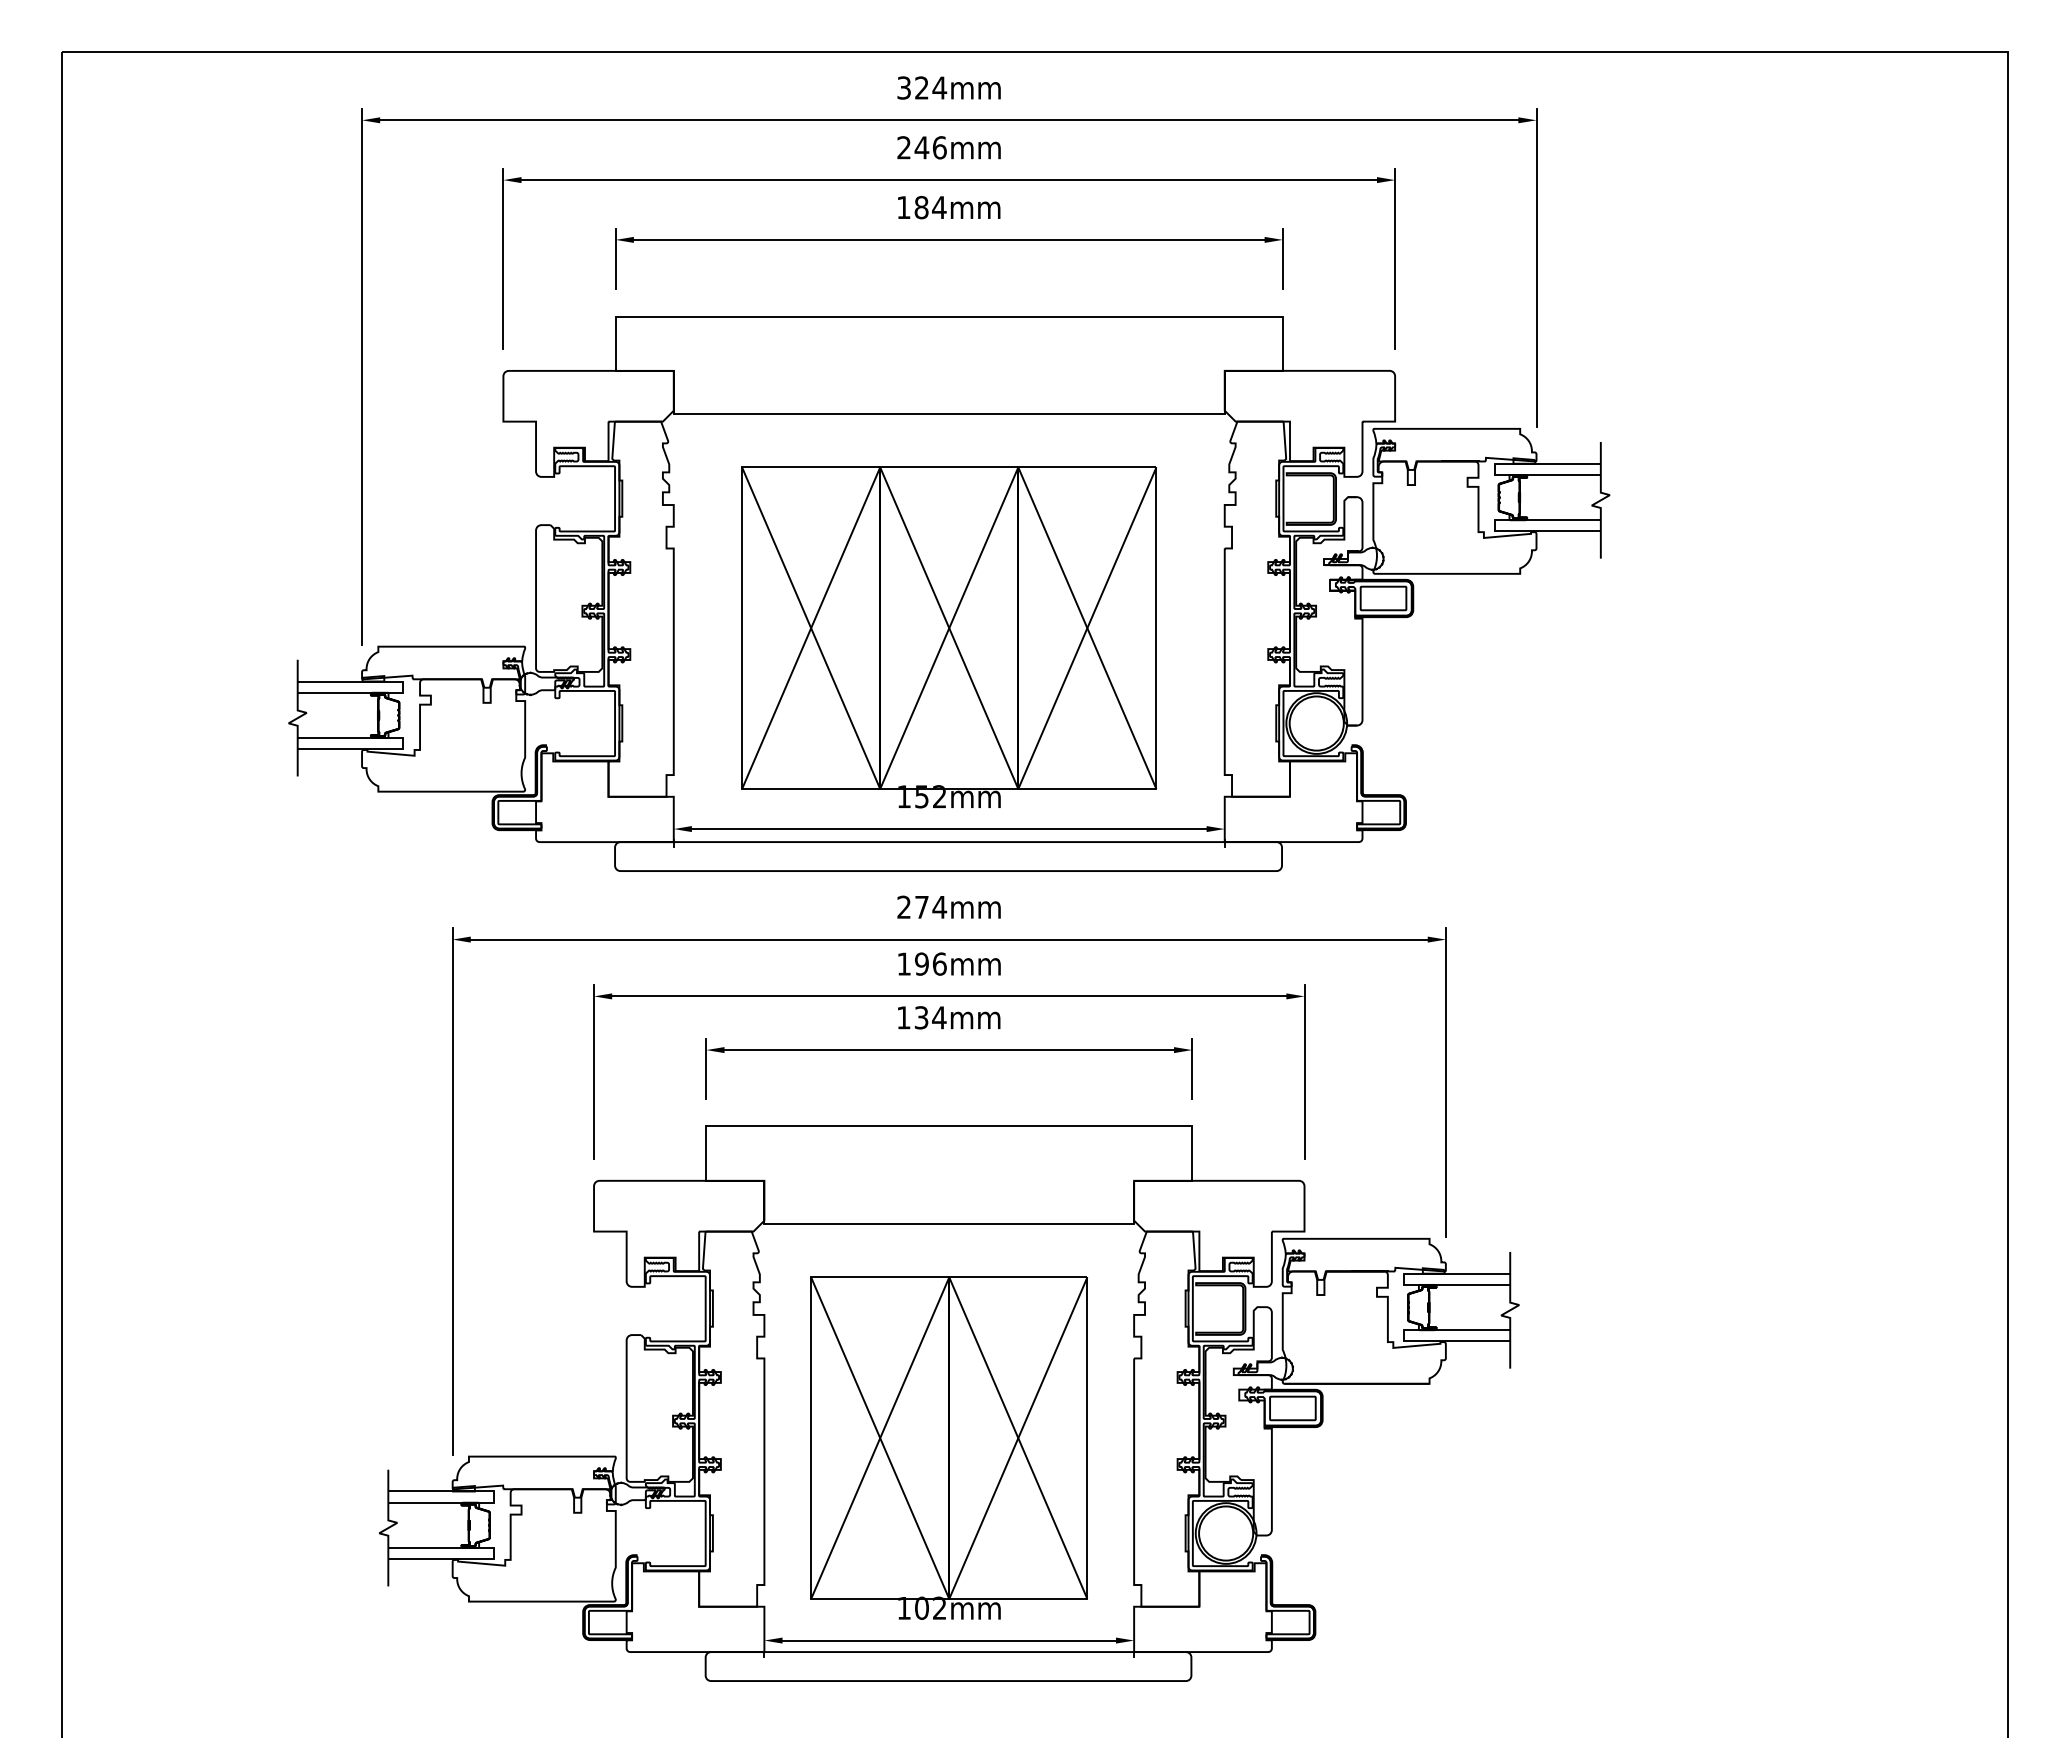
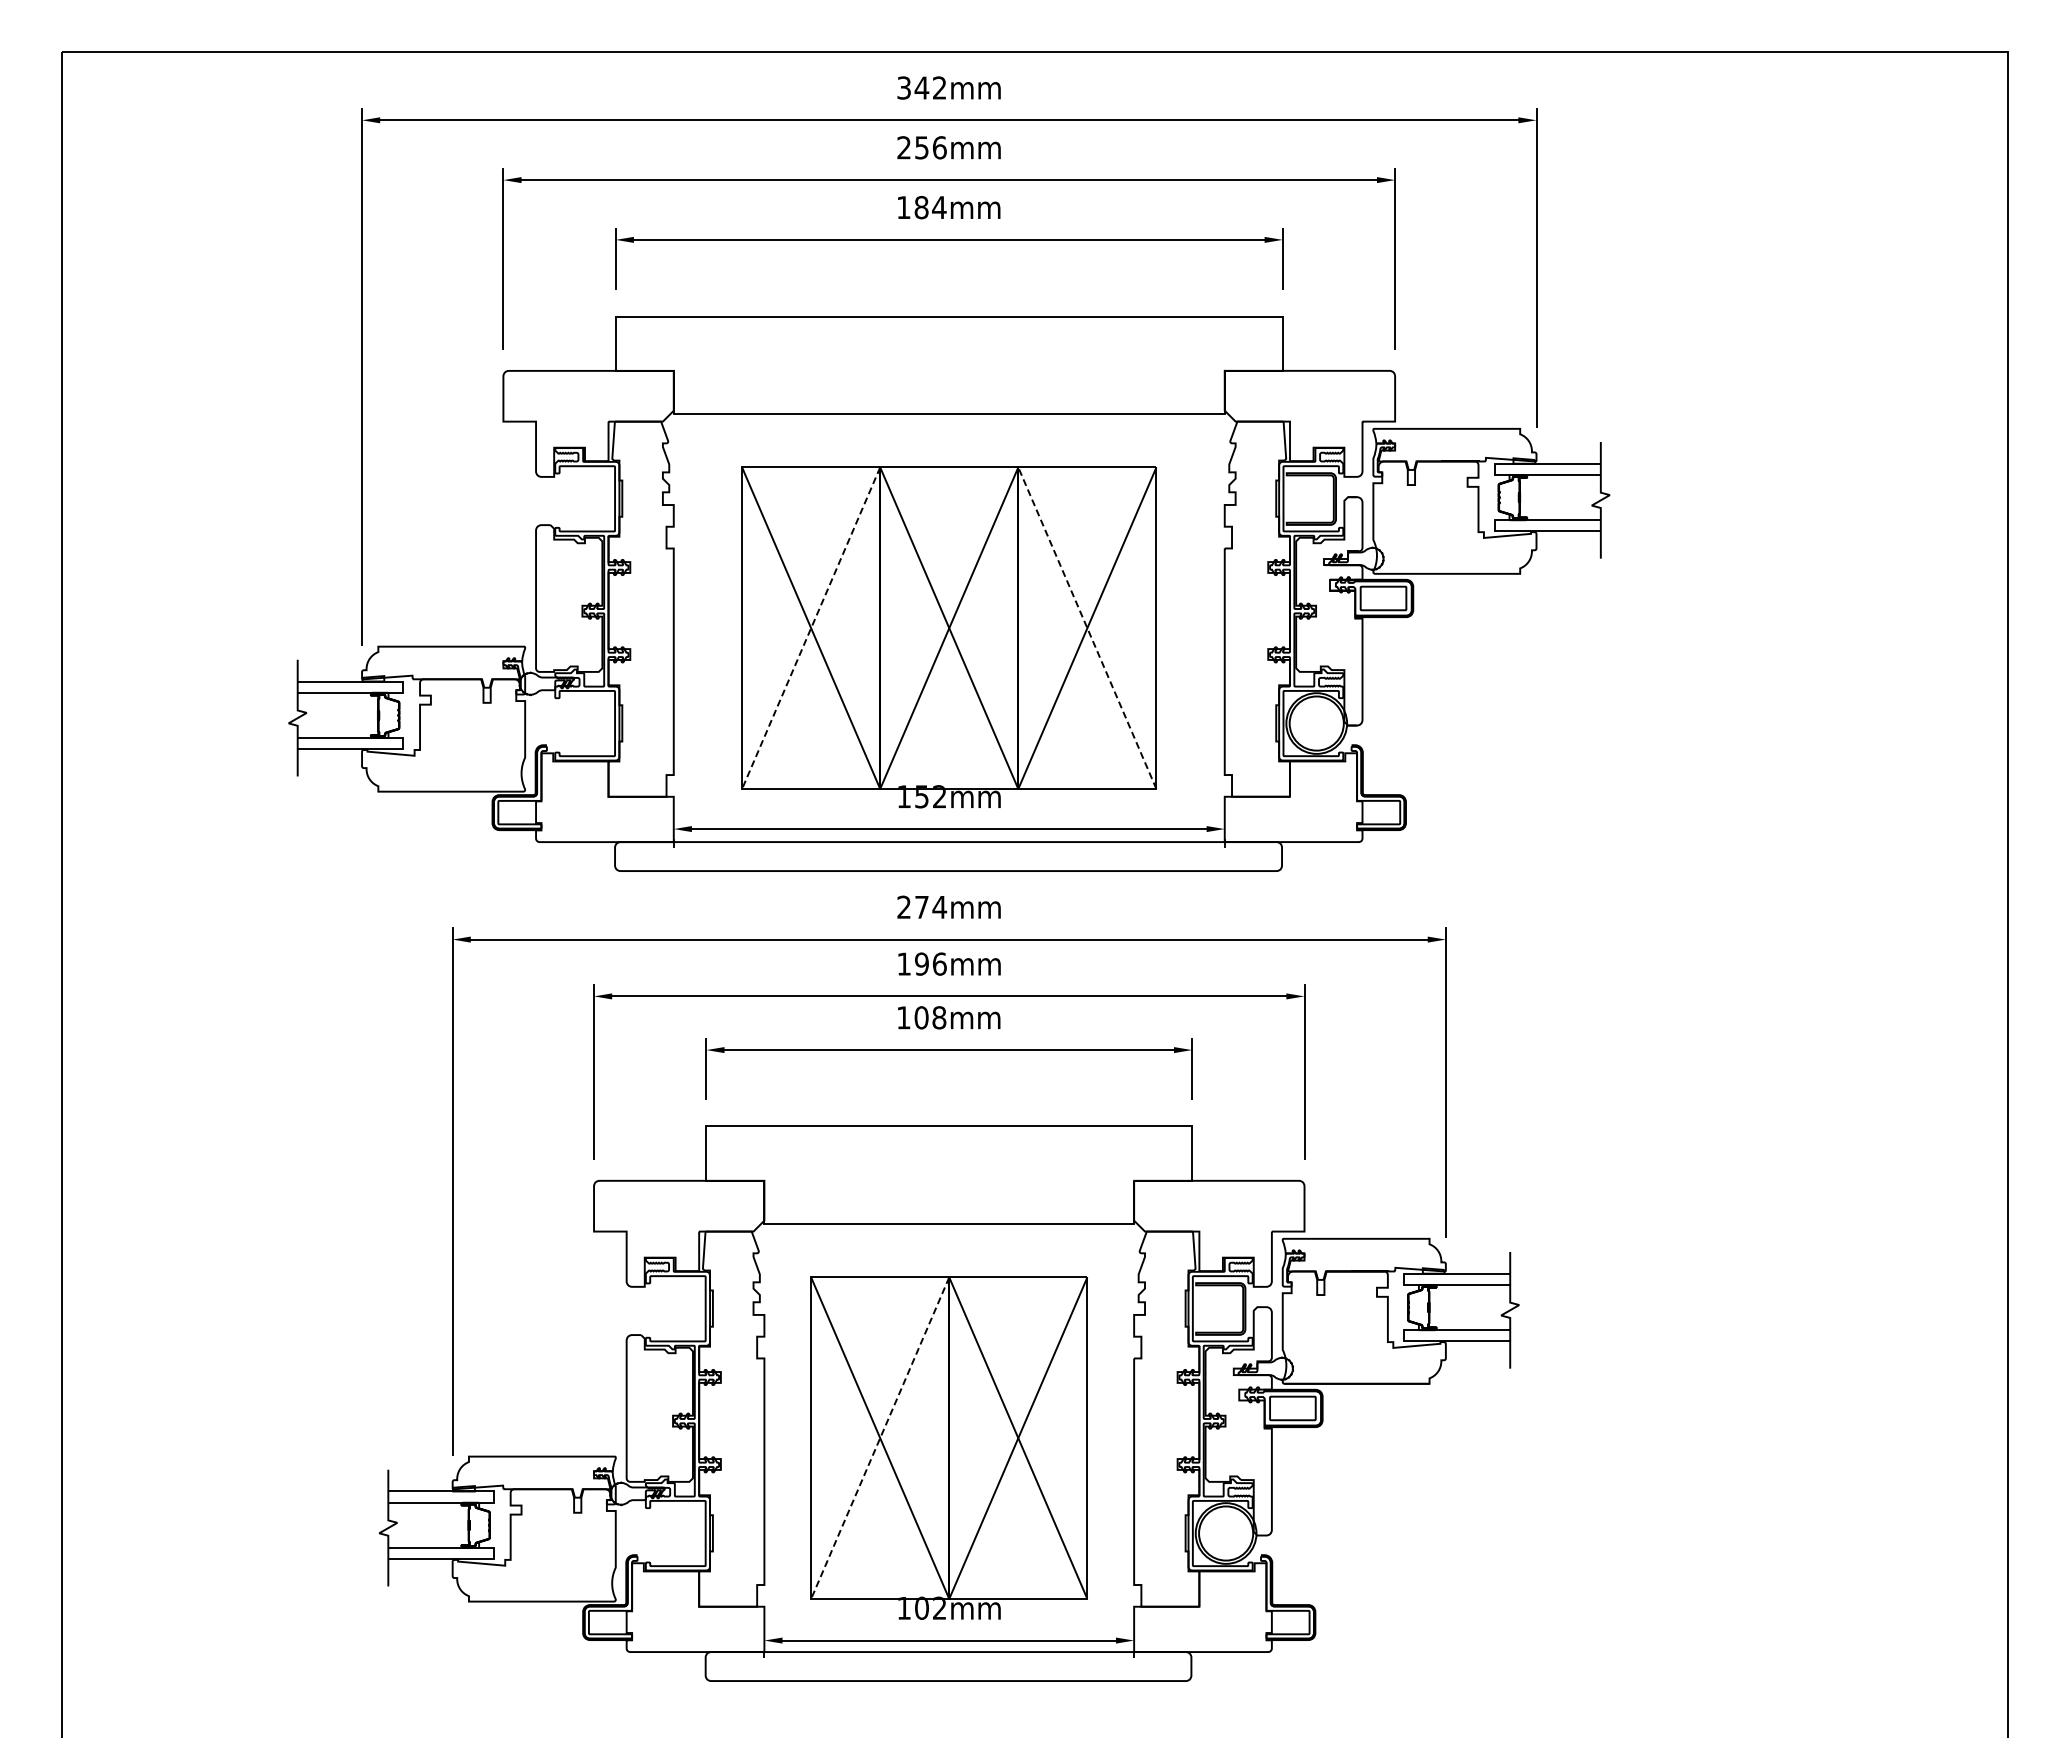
text: 324mm -> 342mm (930, 87)
text: 246mm -> 256mm (921, 147)
line: solid -> dashed (1087, 627)
line: solid -> dashed (810, 628)
text: 134mm -> 108mm (930, 1017)
line: solid -> dashed (880, 1438)
